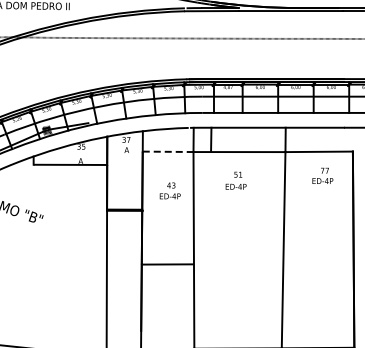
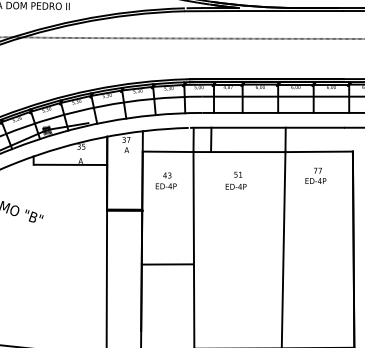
line: dashed -> solid (168, 151)
text position: (322, 175) -> (315, 175) (315, 175)
text position: (169, 190) -> (165, 180) (165, 180)
